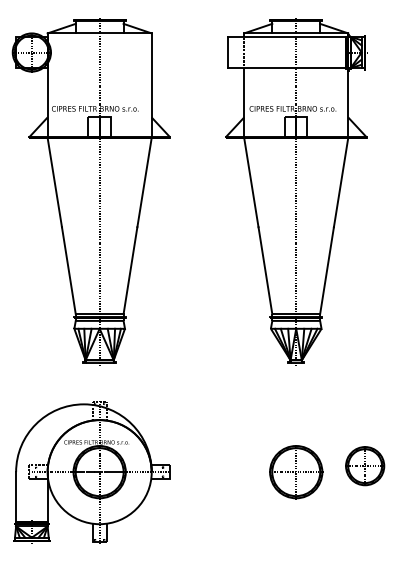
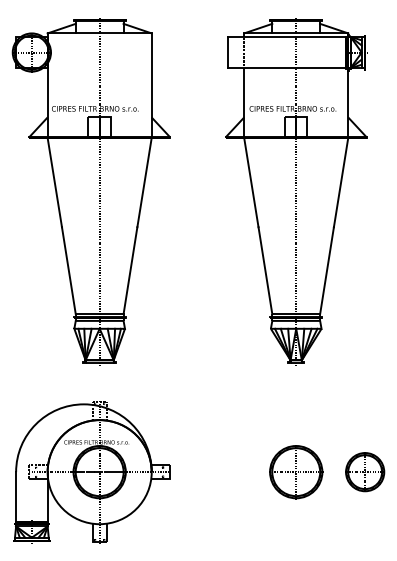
part position: (365, 466) -> (365, 472) (365, 472)
